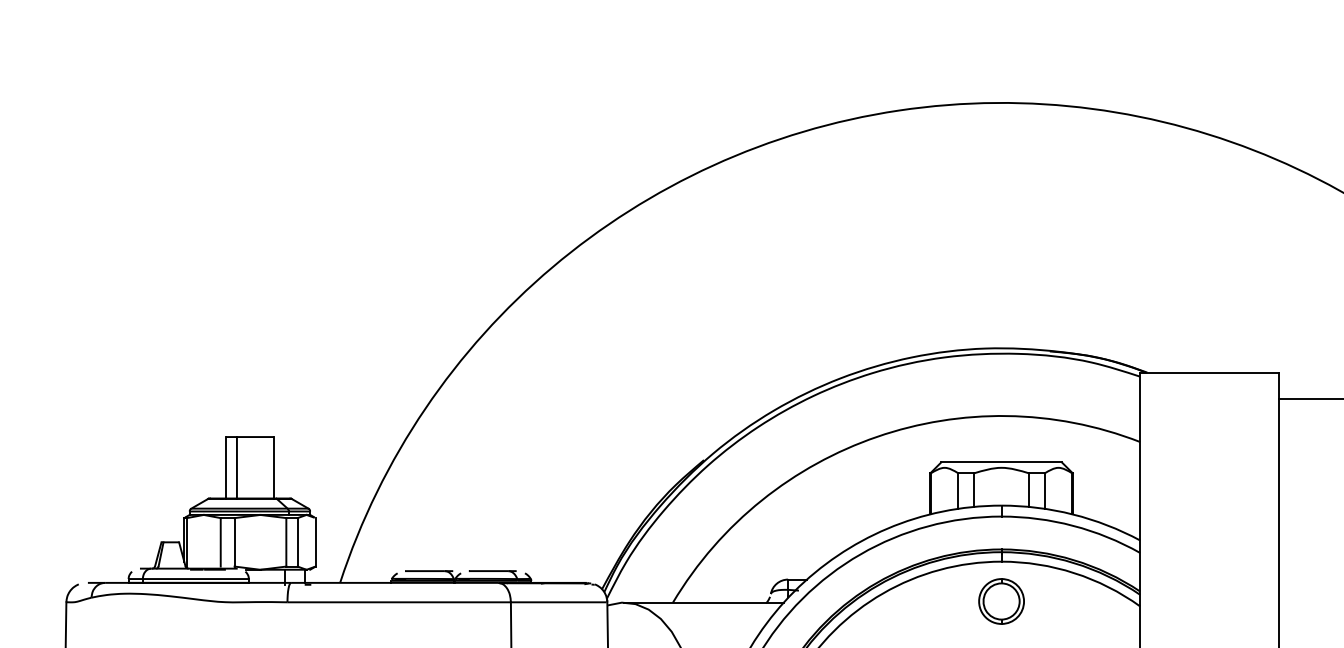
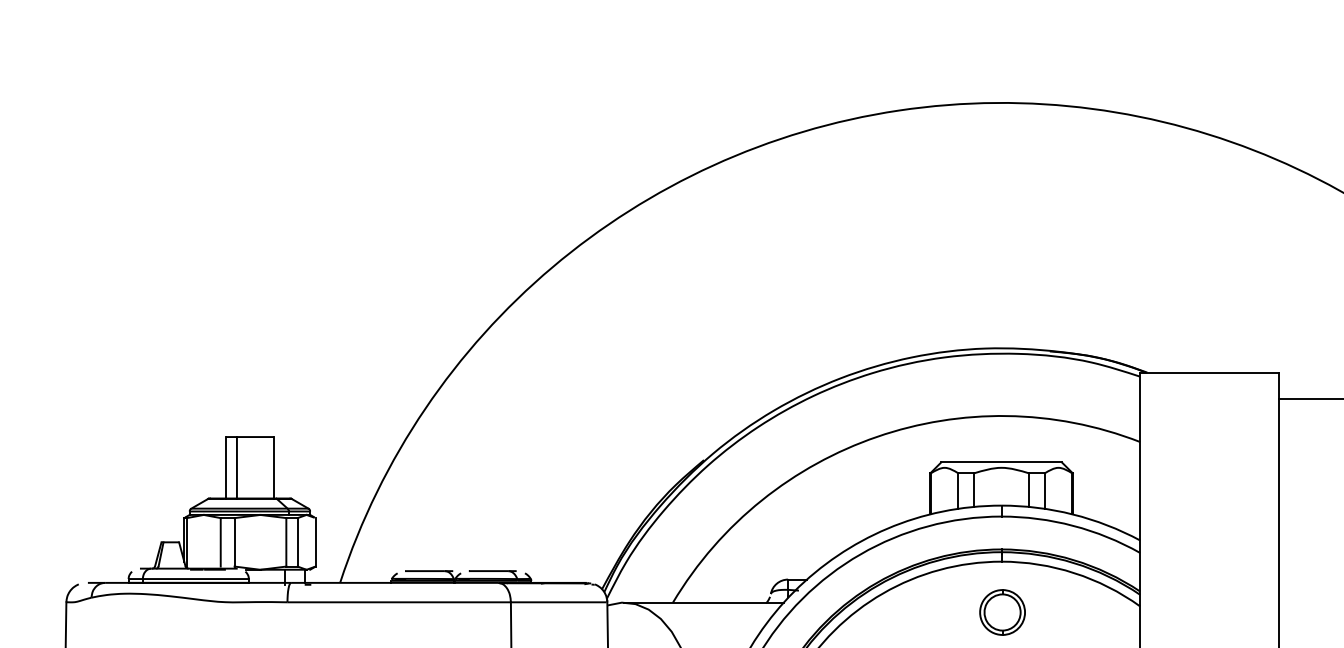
part position: (1001, 601) -> (1002, 612) (1002, 612)
